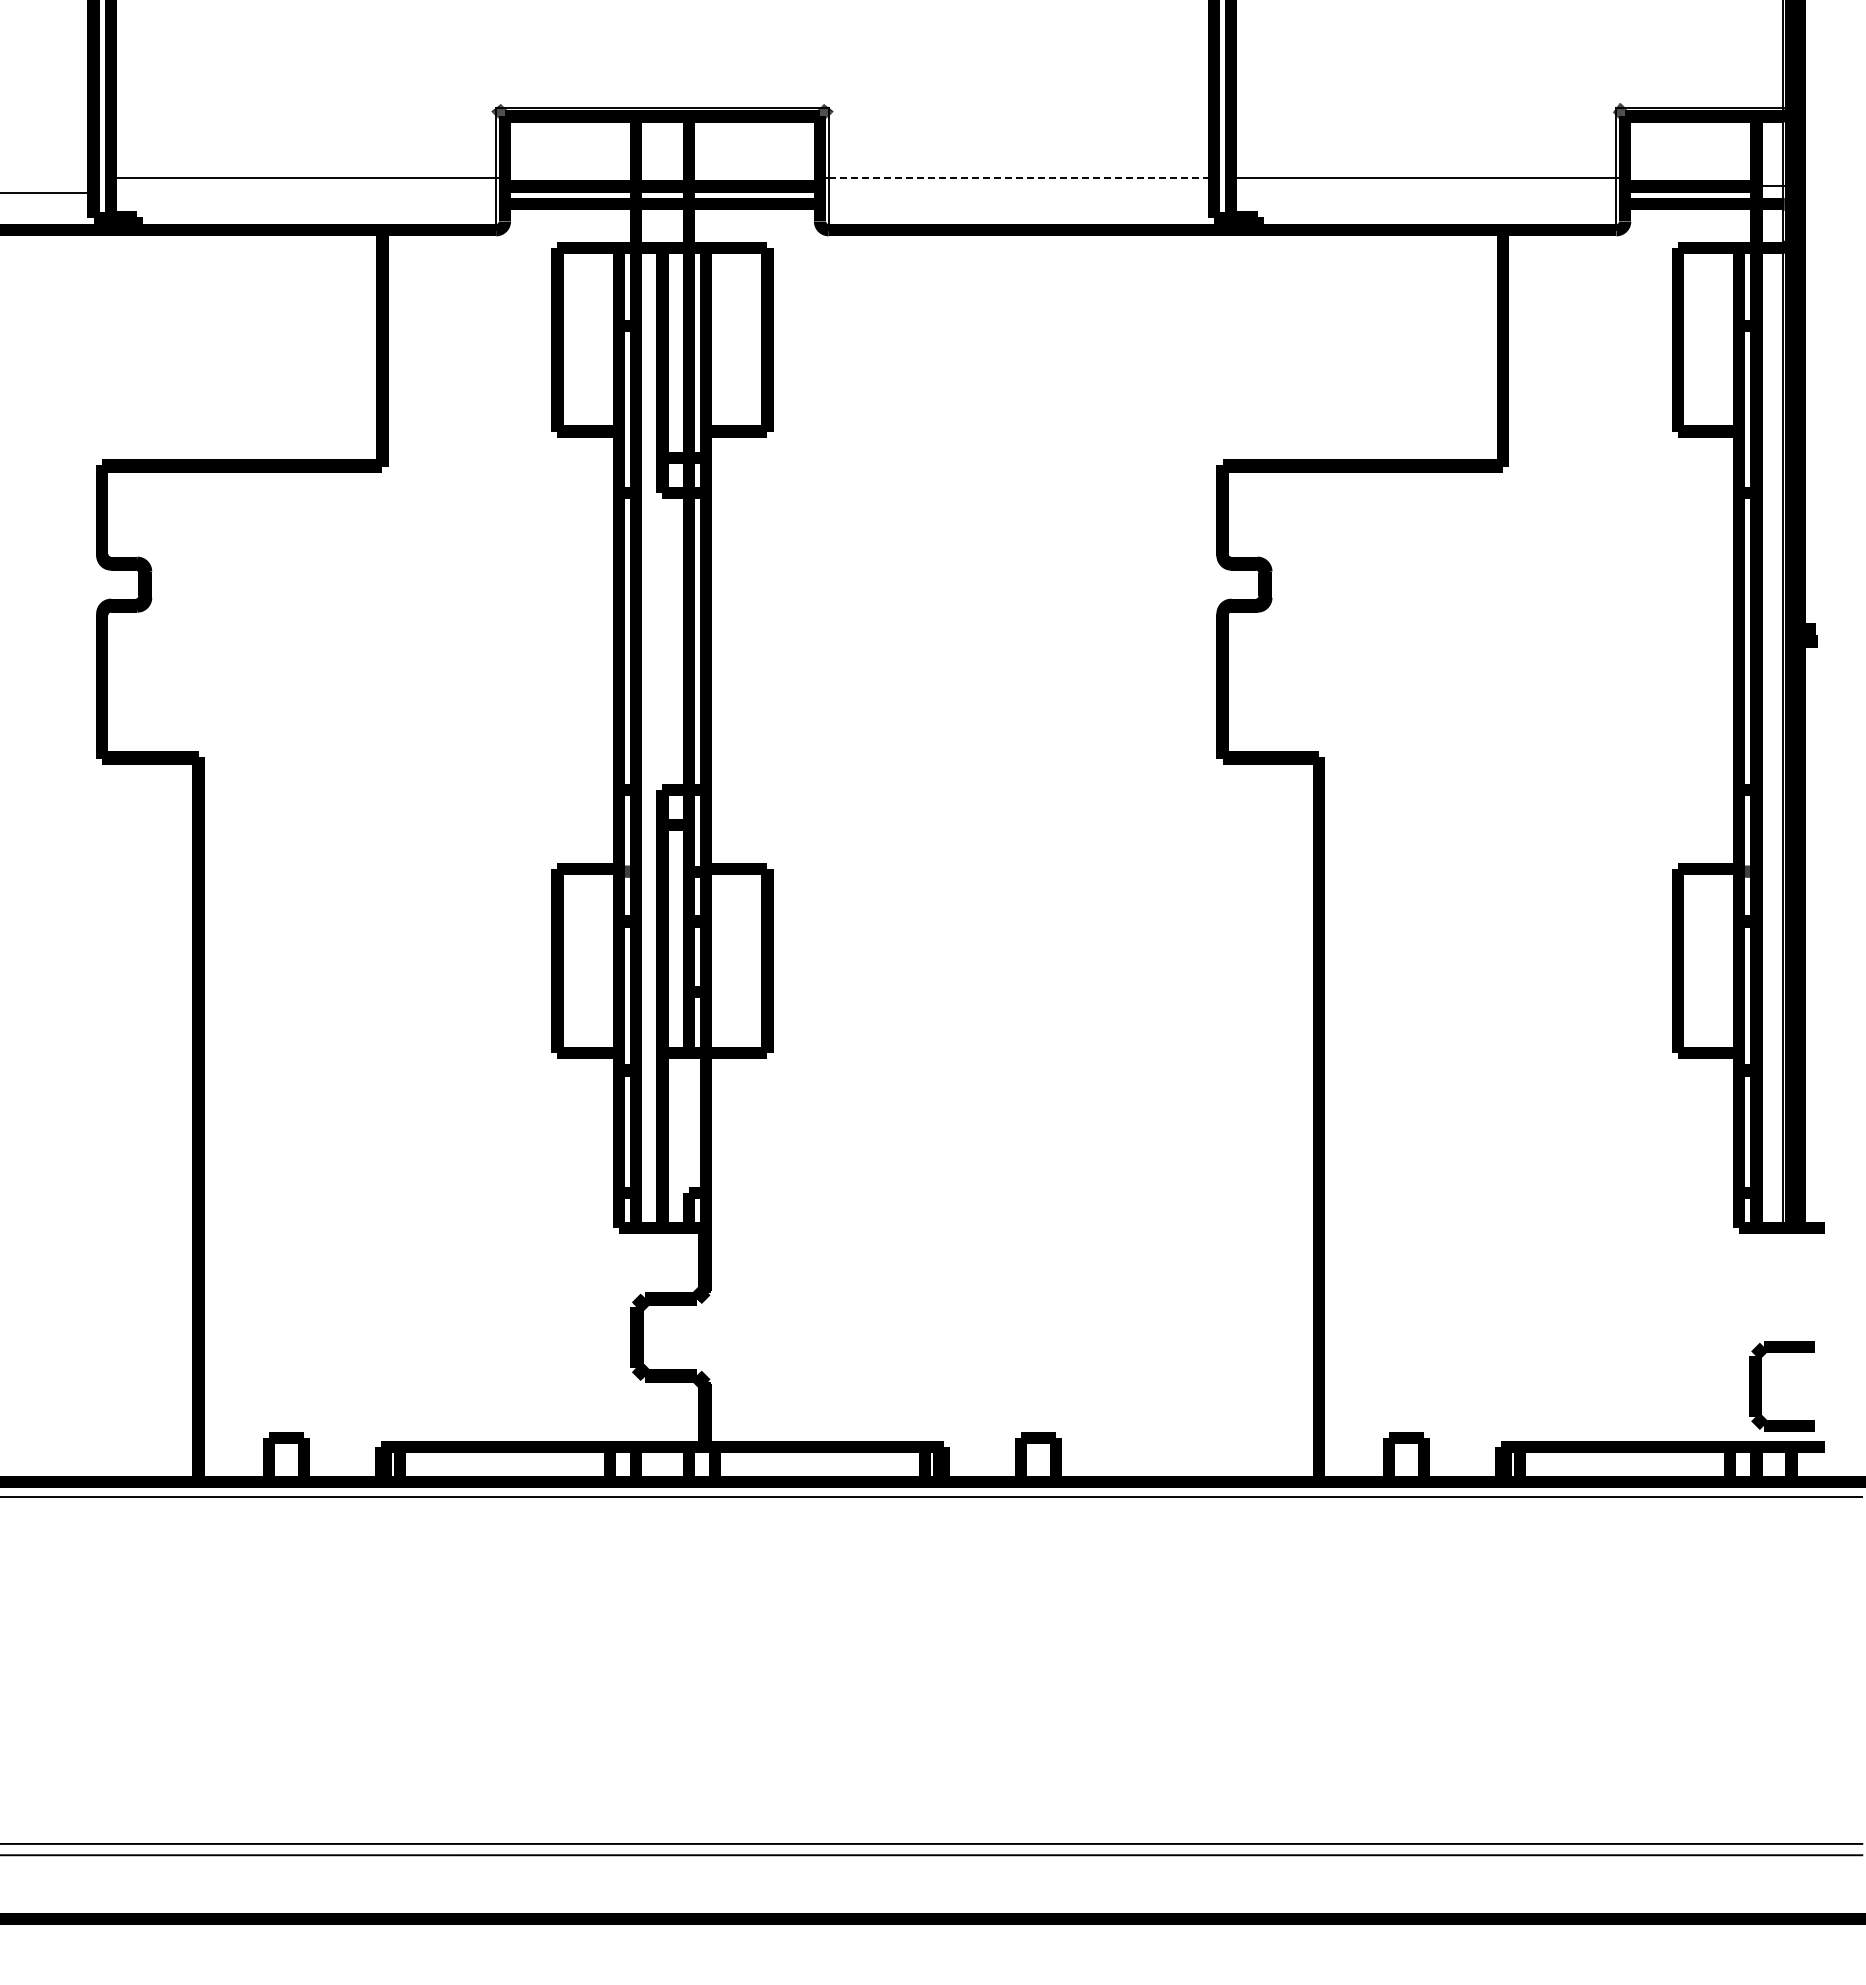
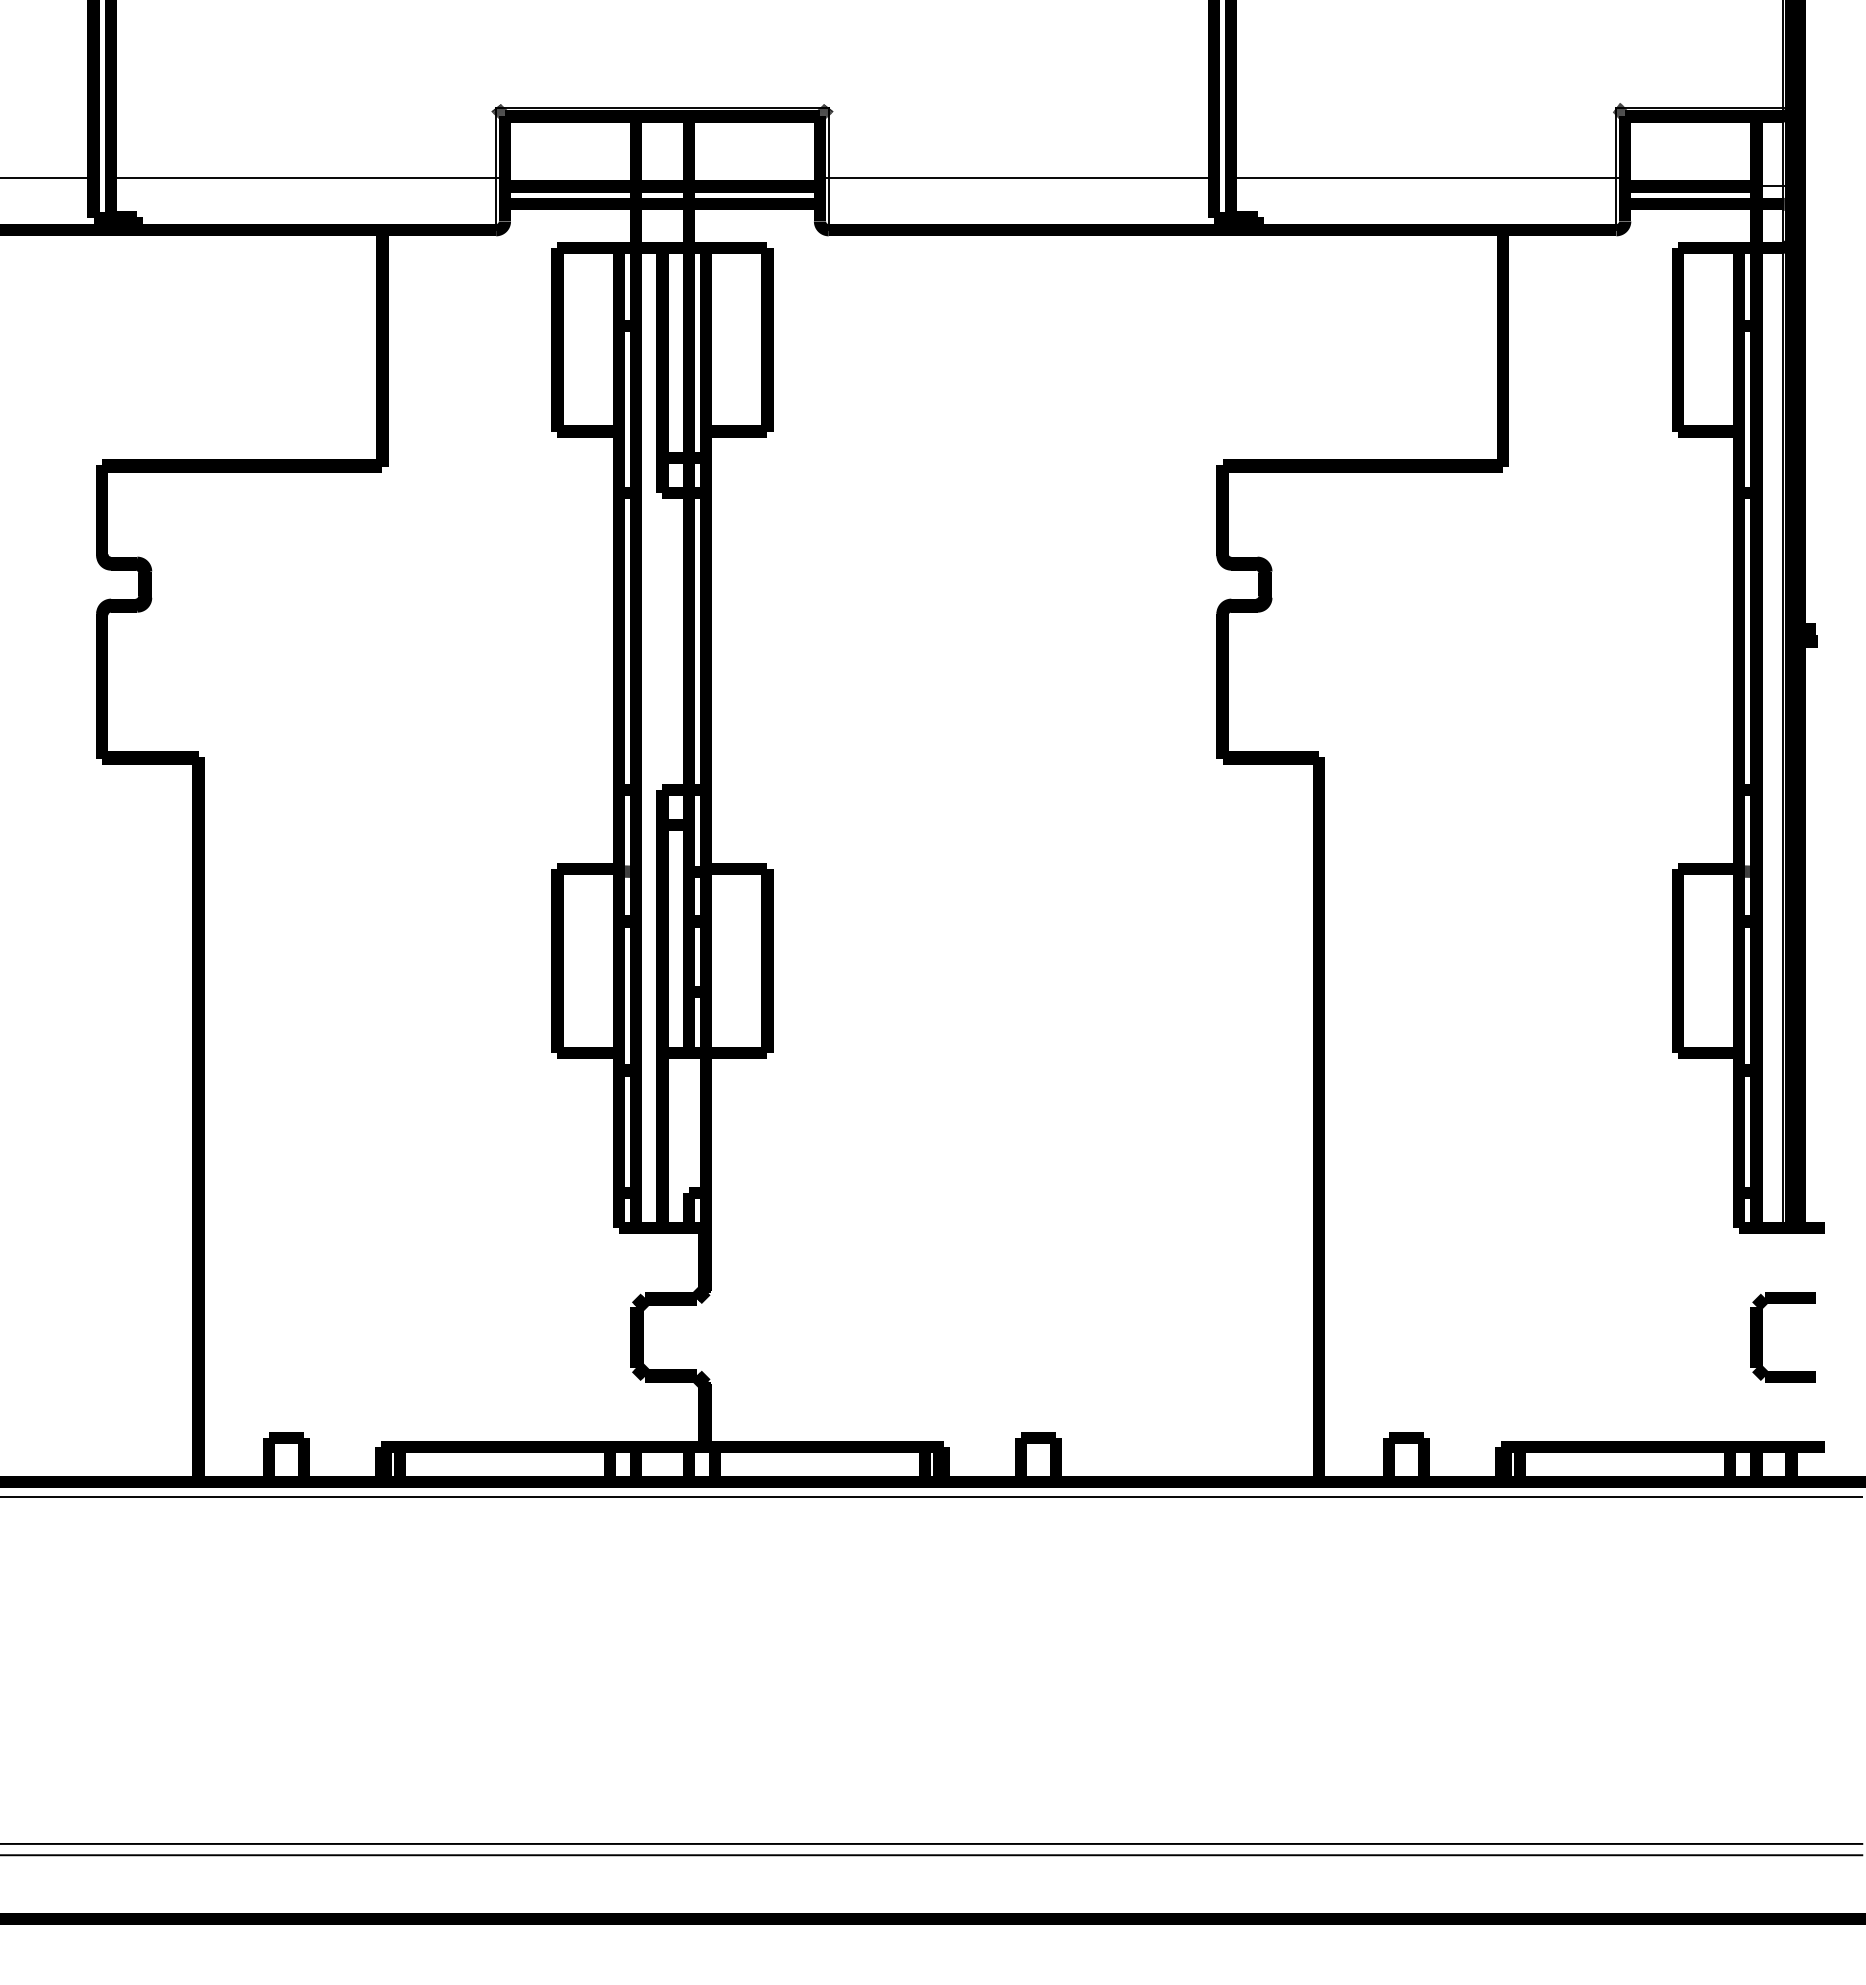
line: dashed -> solid (1021, 177)
line position: (47, 192) -> (47, 177) (47, 177)
part position: (1761, 1386) -> (1762, 1337) (1762, 1337)
